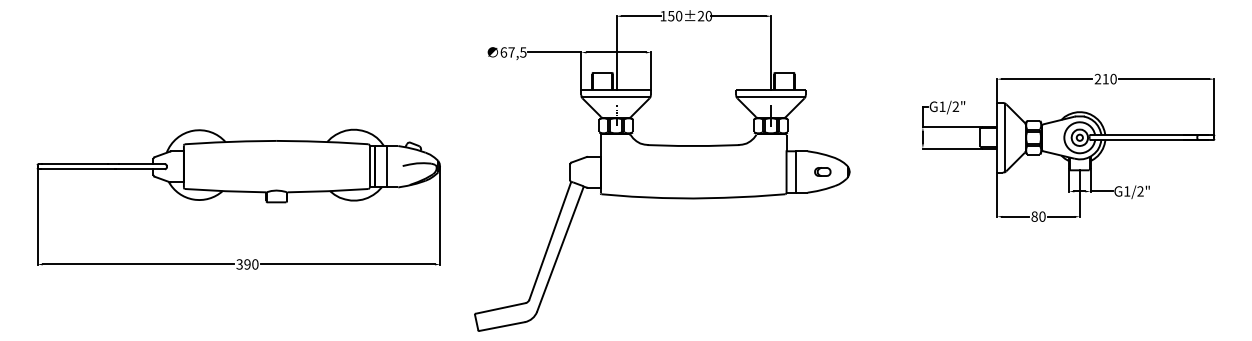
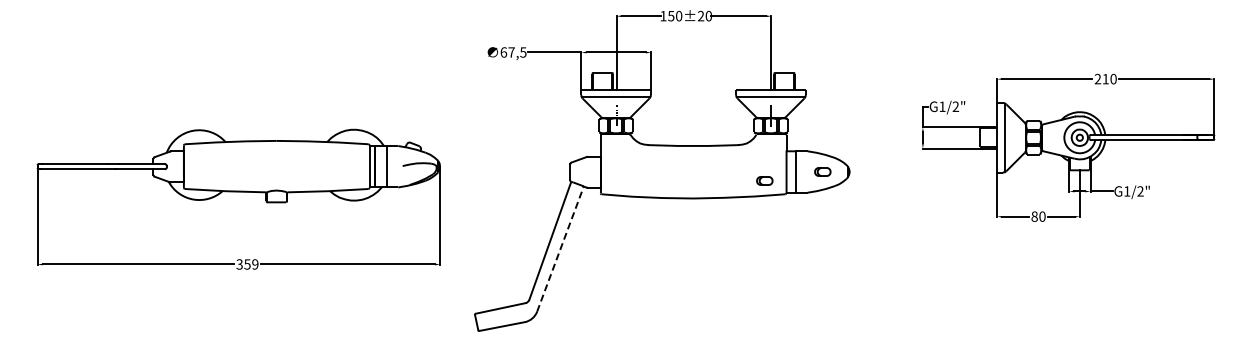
part: none -> present (764, 180)
line: solid -> dashed (560, 249)
text: 390 -> 359 (251, 264)
